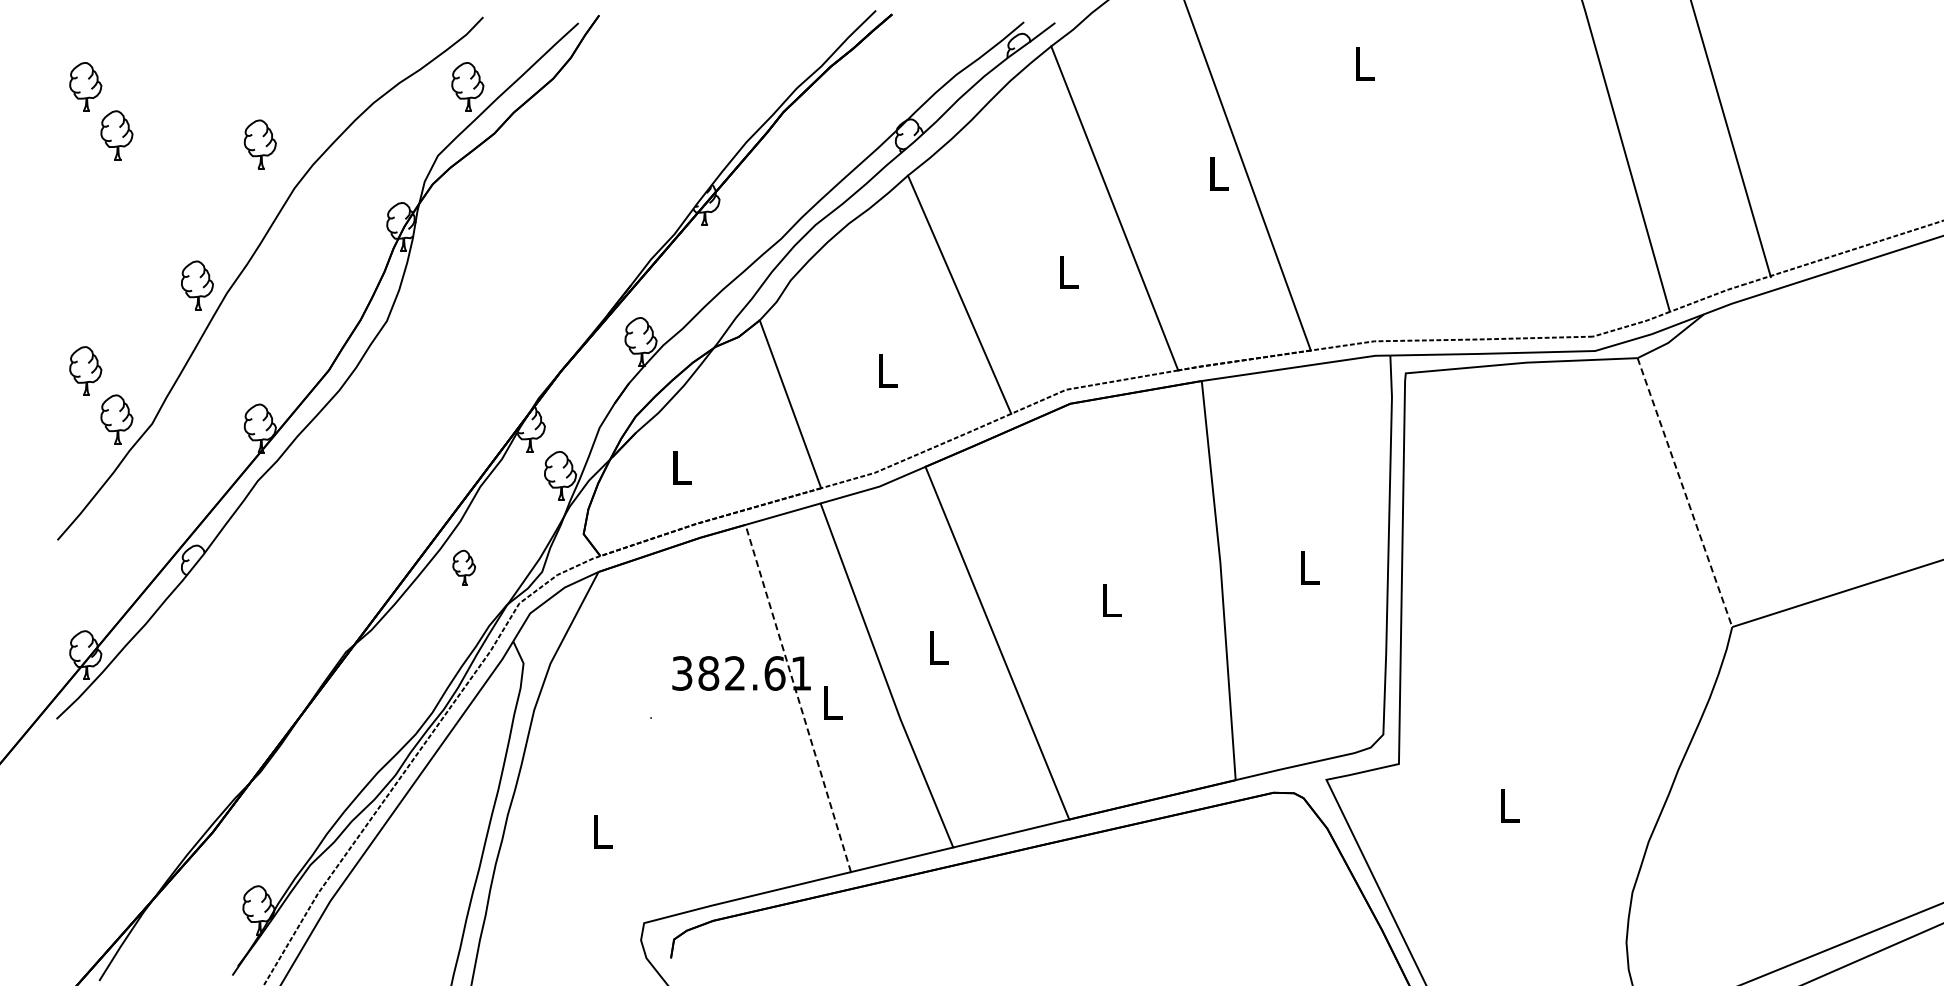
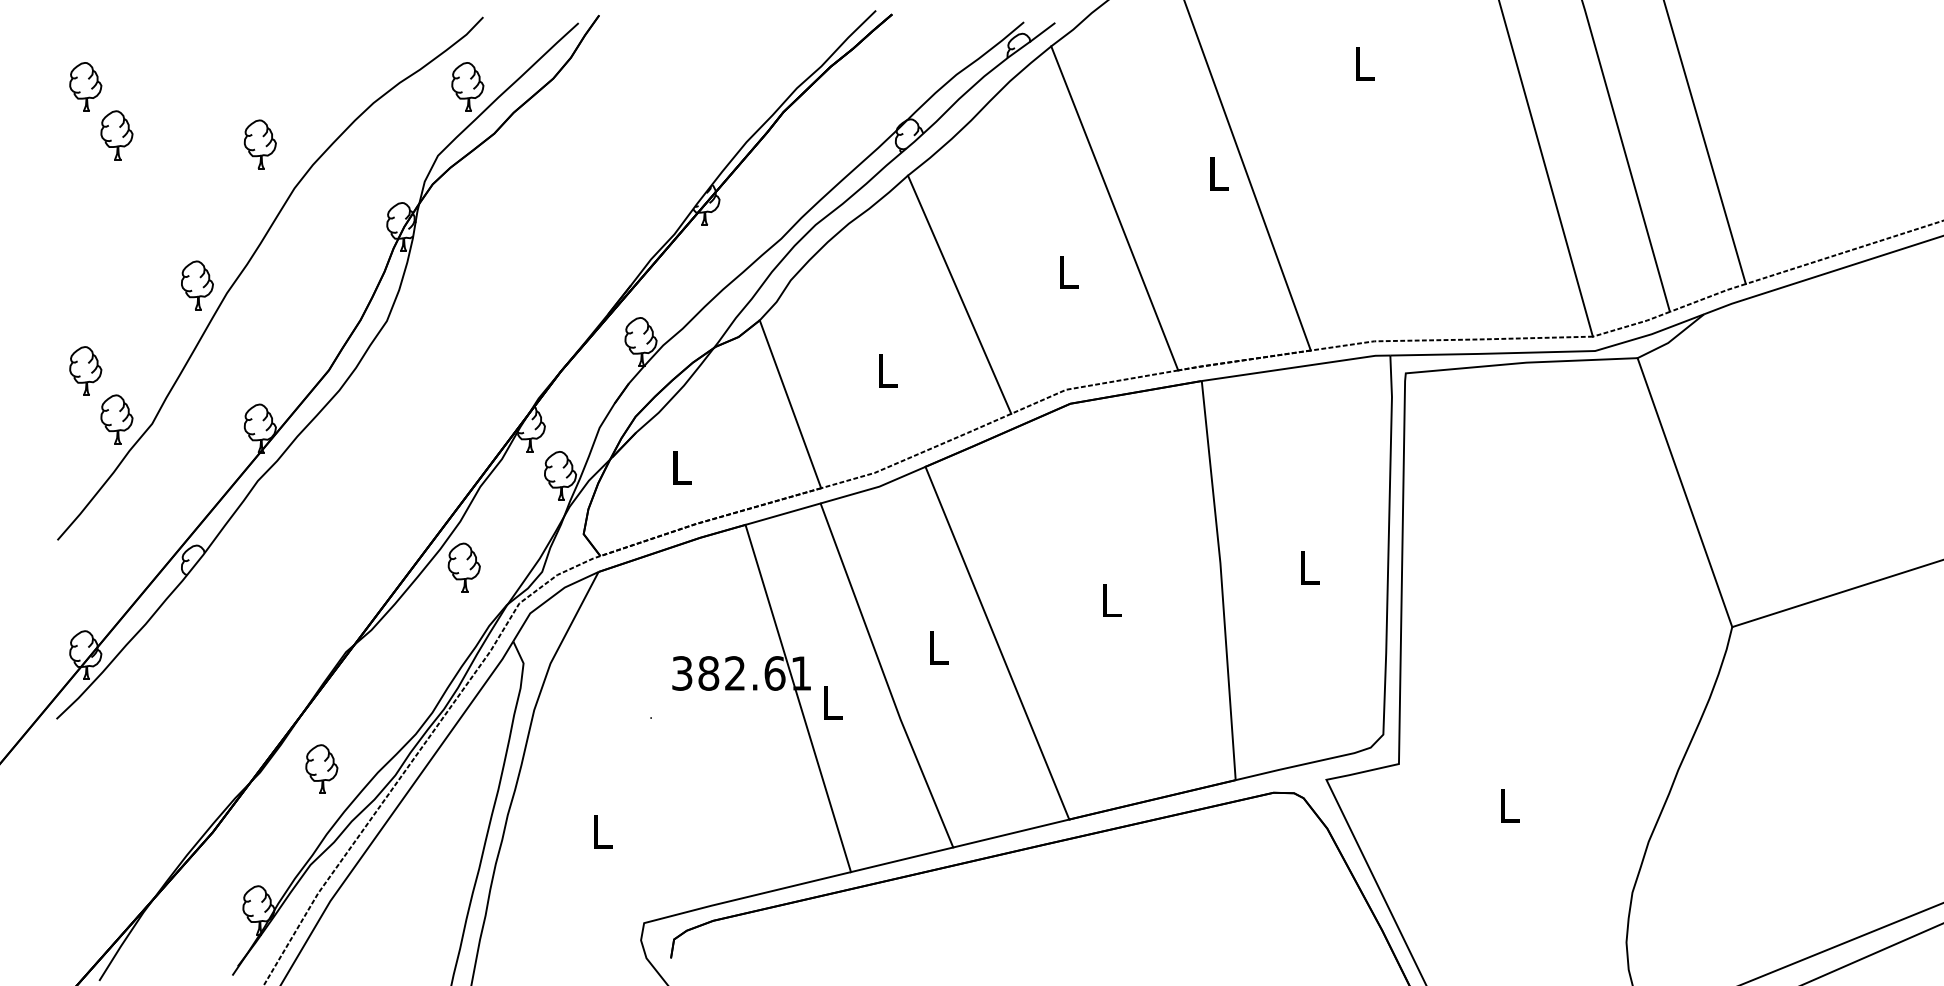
line position: (1730, 139) -> (1704, 143) (1704, 143)
line: none -> present (1545, 169)
line: dashed -> solid (1684, 492)
part size: 24x37 px -> 34x51 px (463, 567)
line: dashed -> solid (798, 698)
part: none -> present (321, 768)
